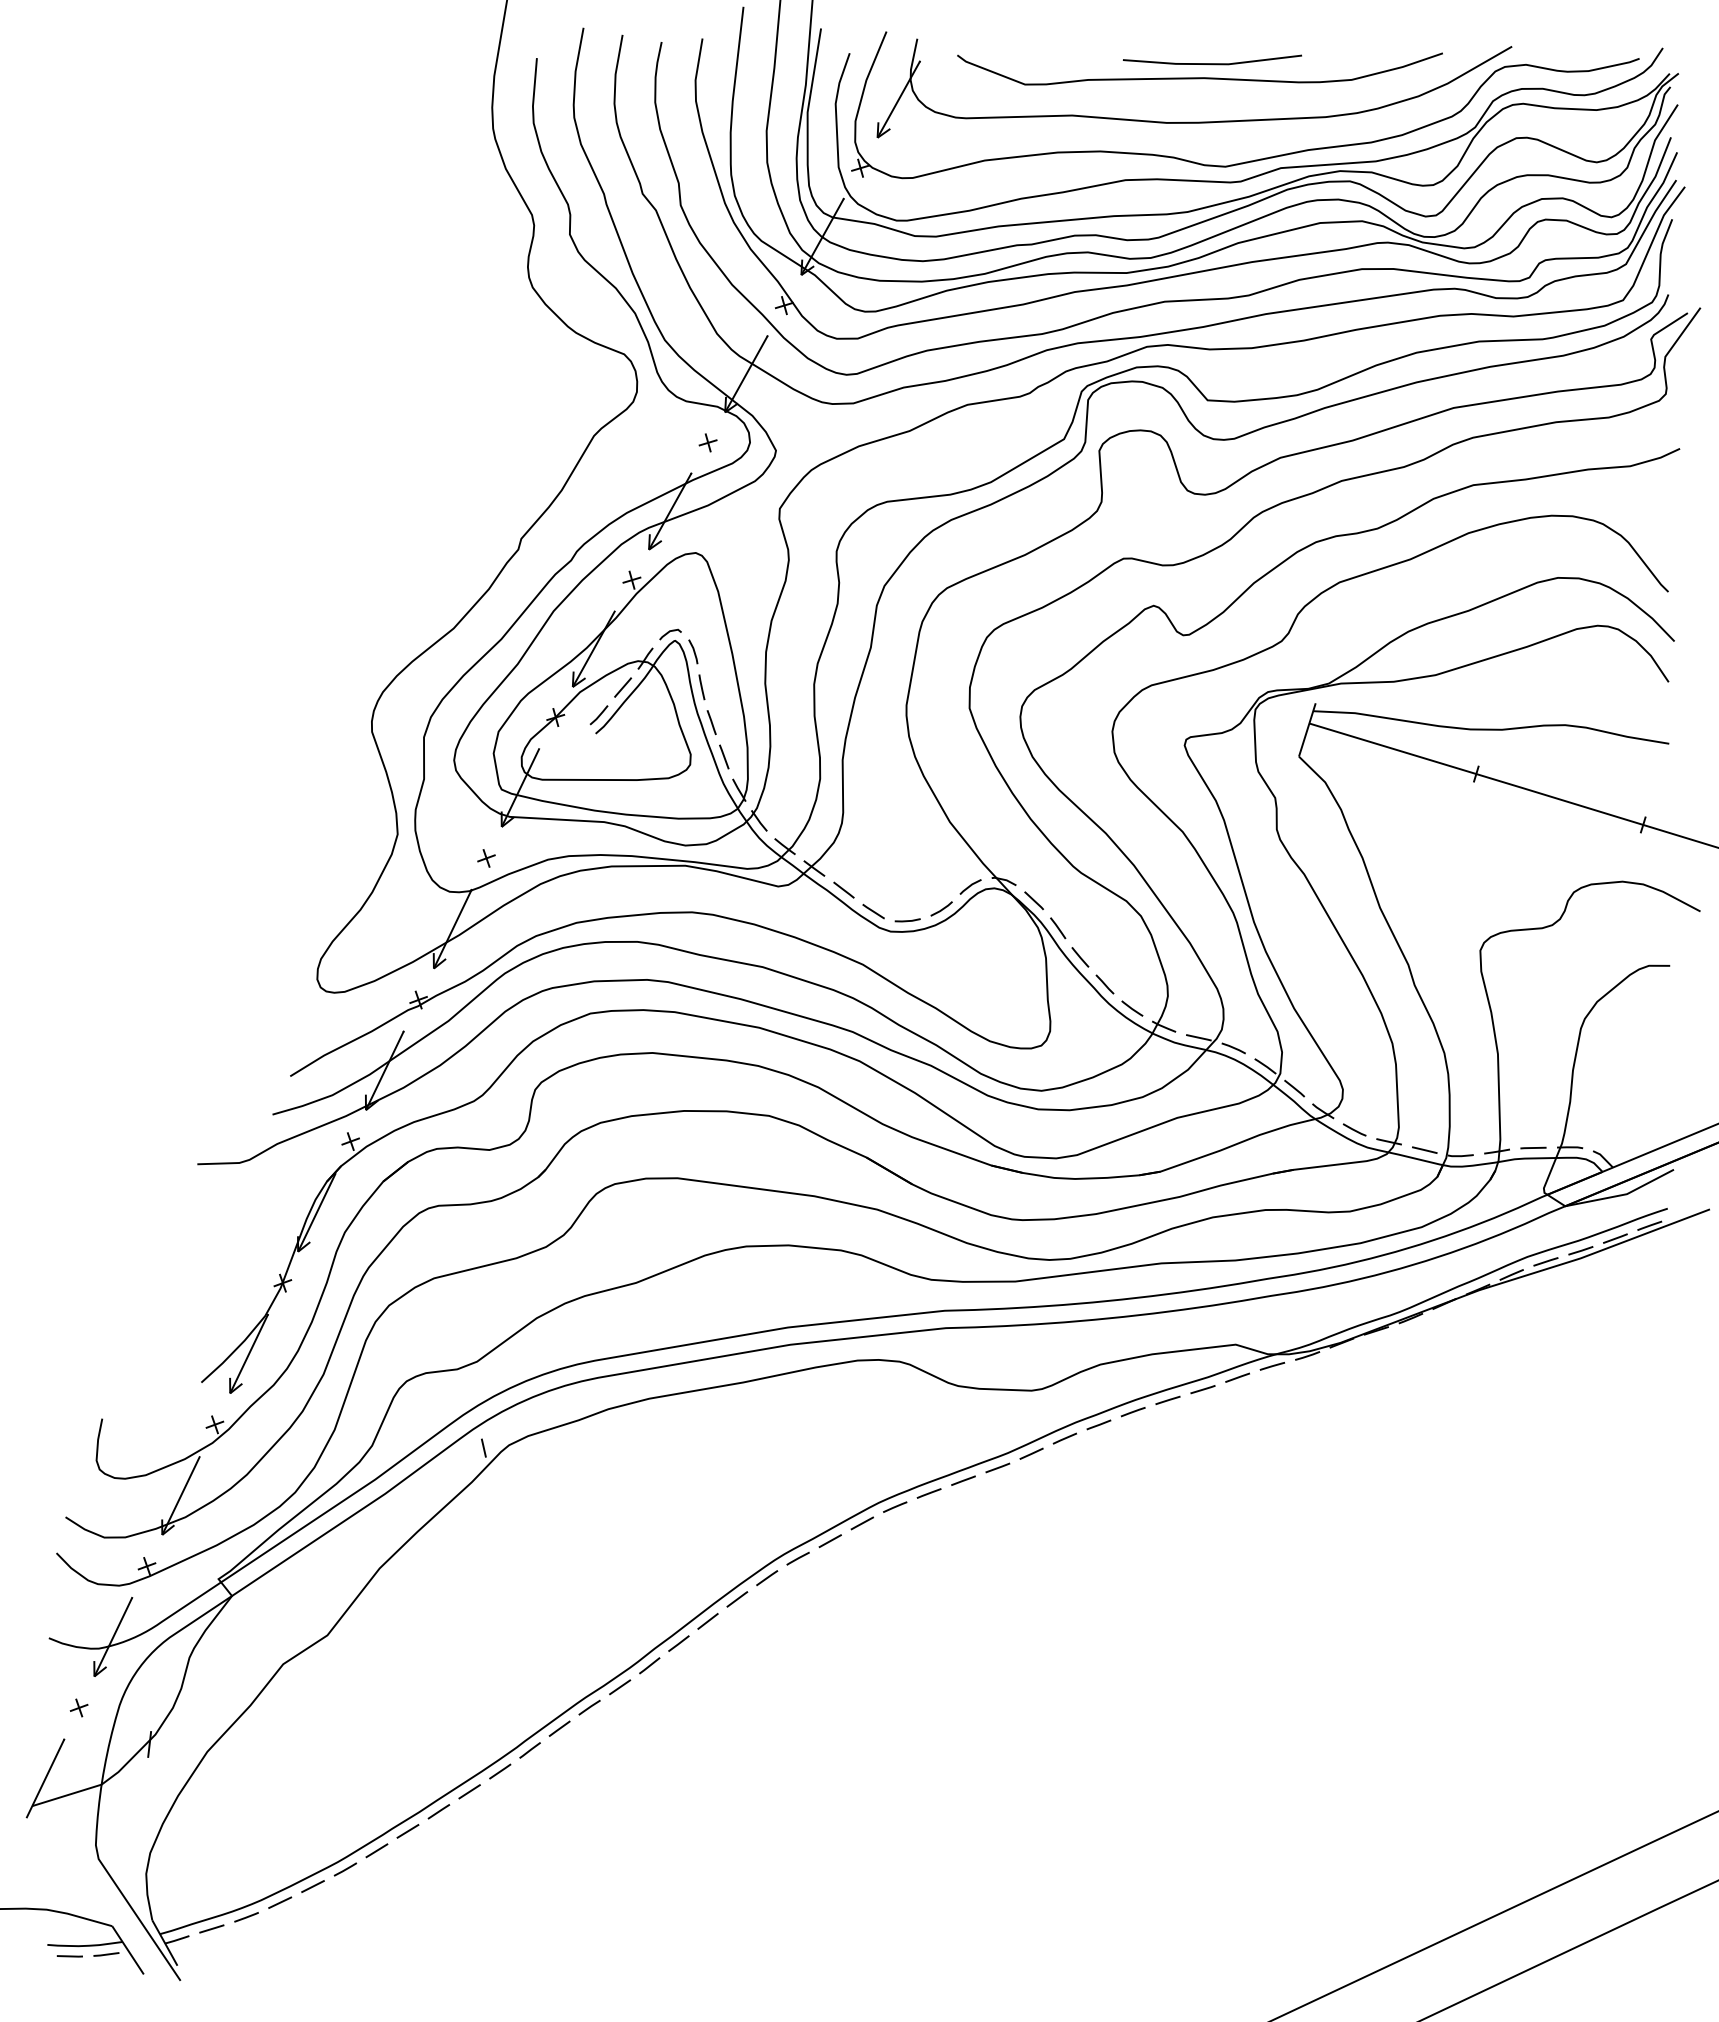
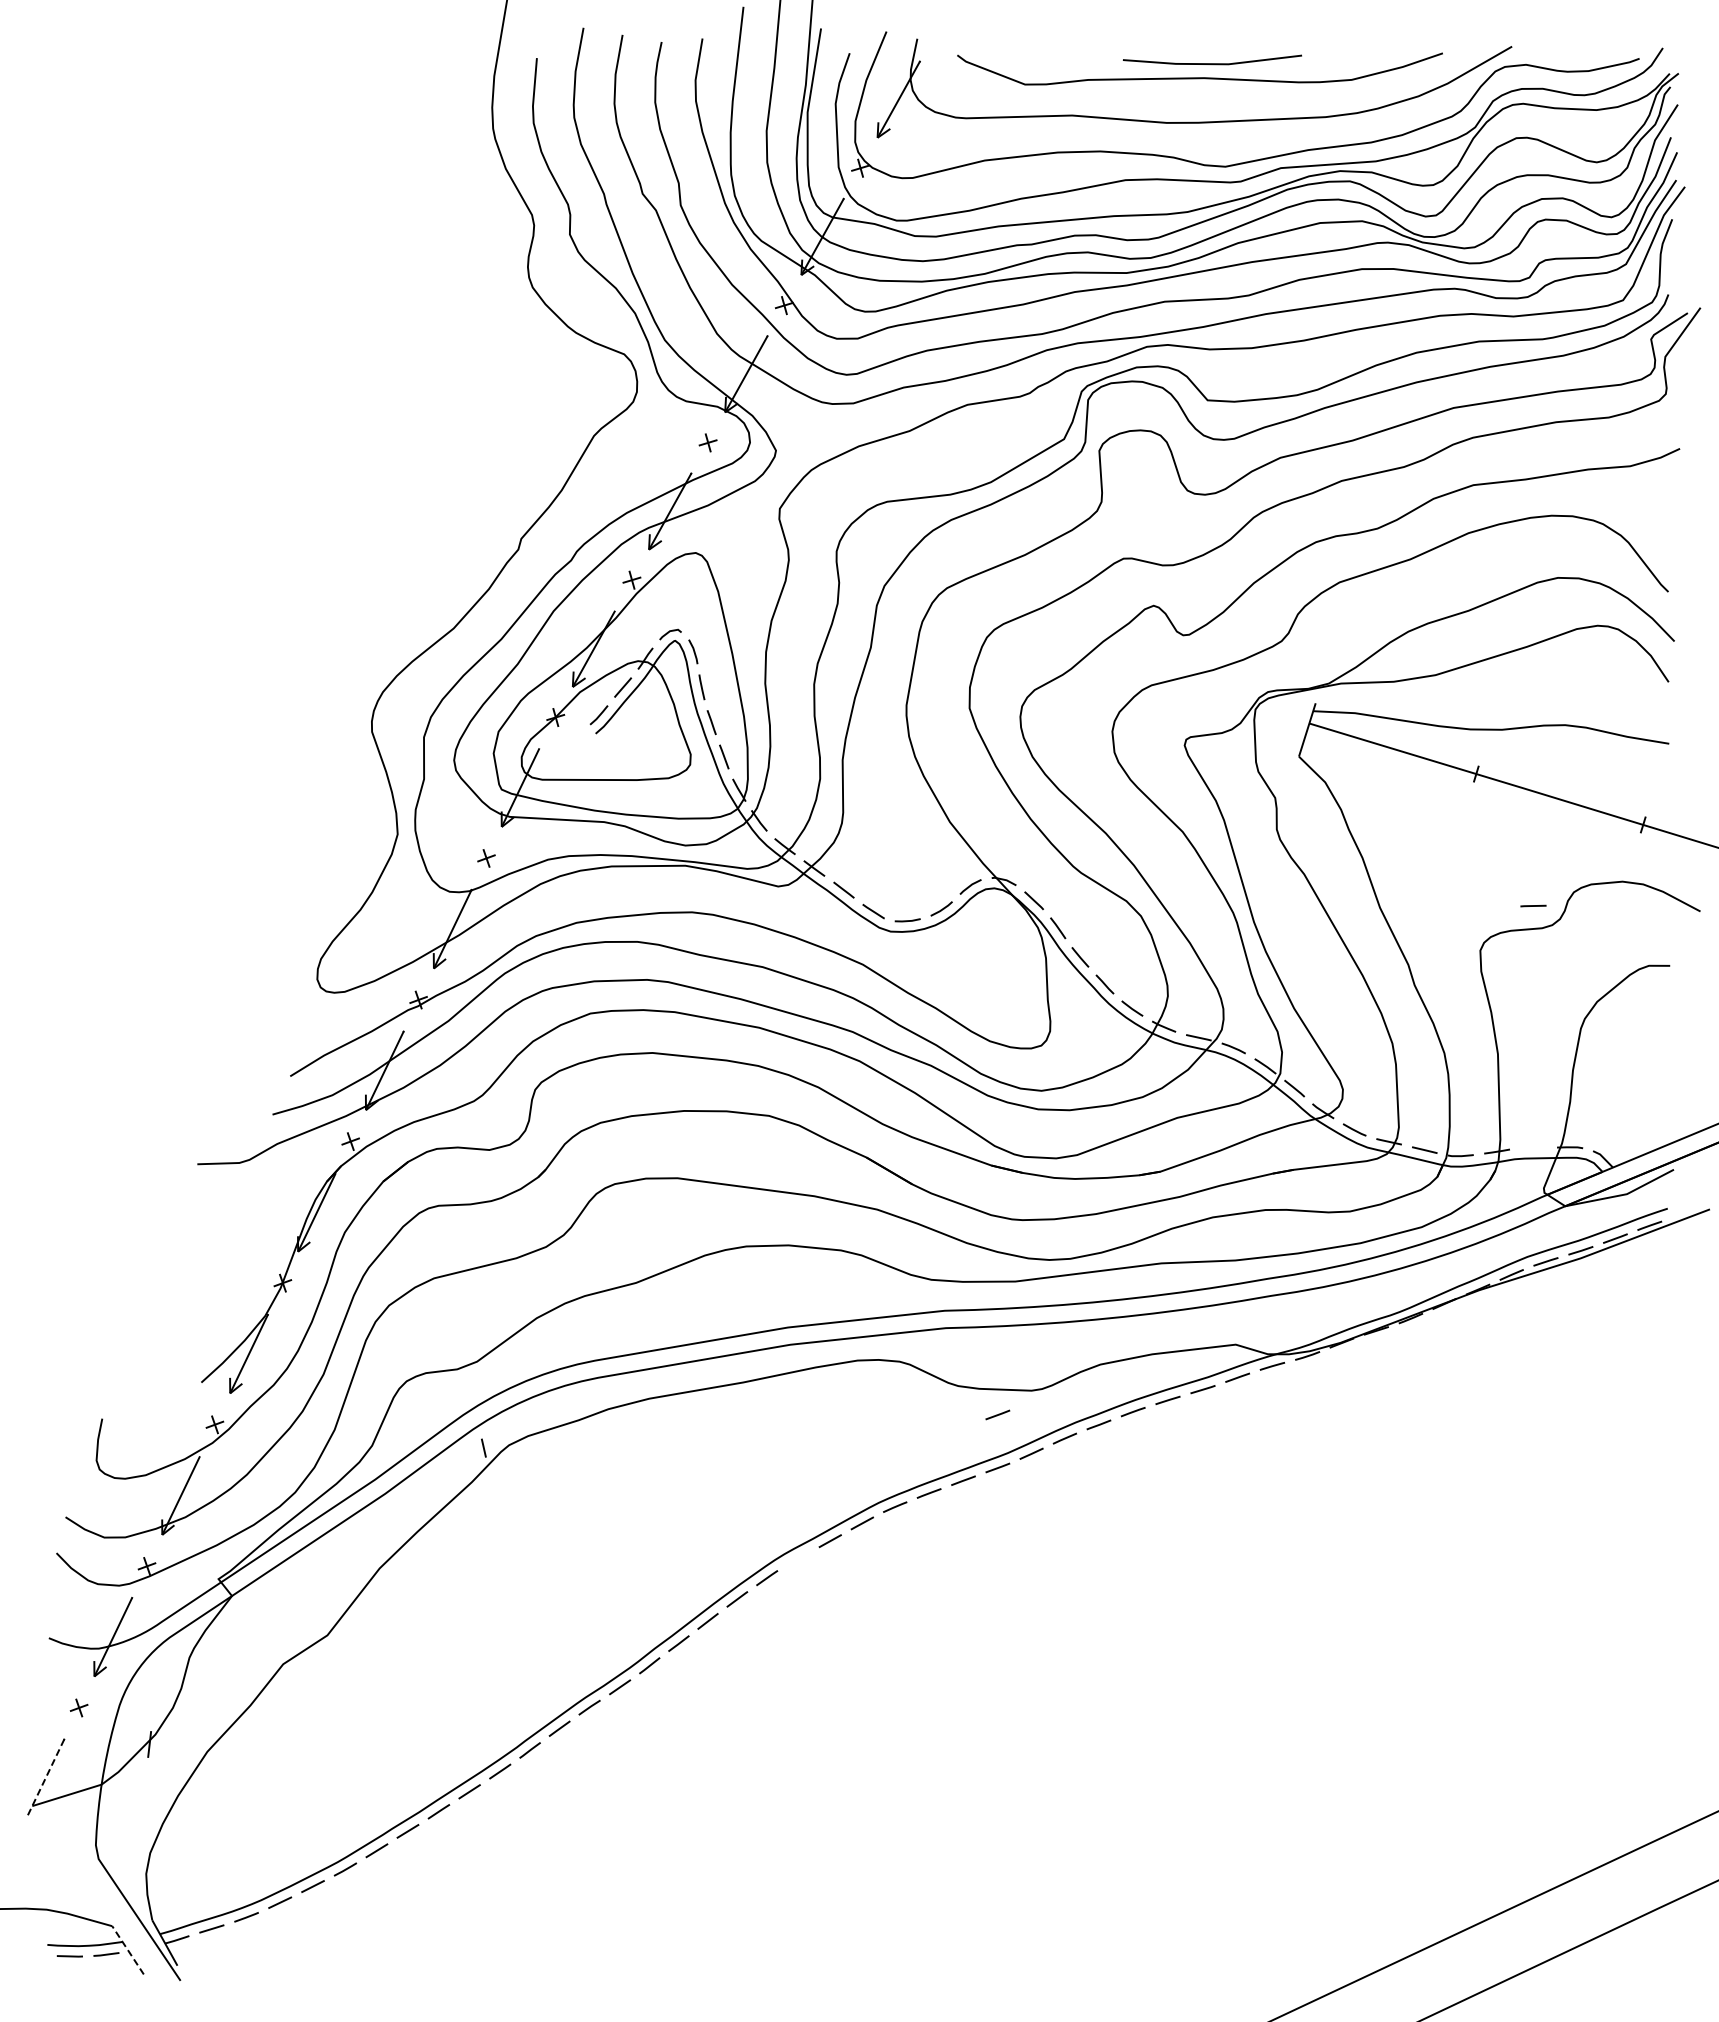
line position: (1533, 1147) -> (1533, 905) (1533, 905)
line: none -> present (997, 1414)
line: present -> none (797, 1558)
line: solid -> dashed (44, 1780)
line: solid -> dashed (128, 1950)
